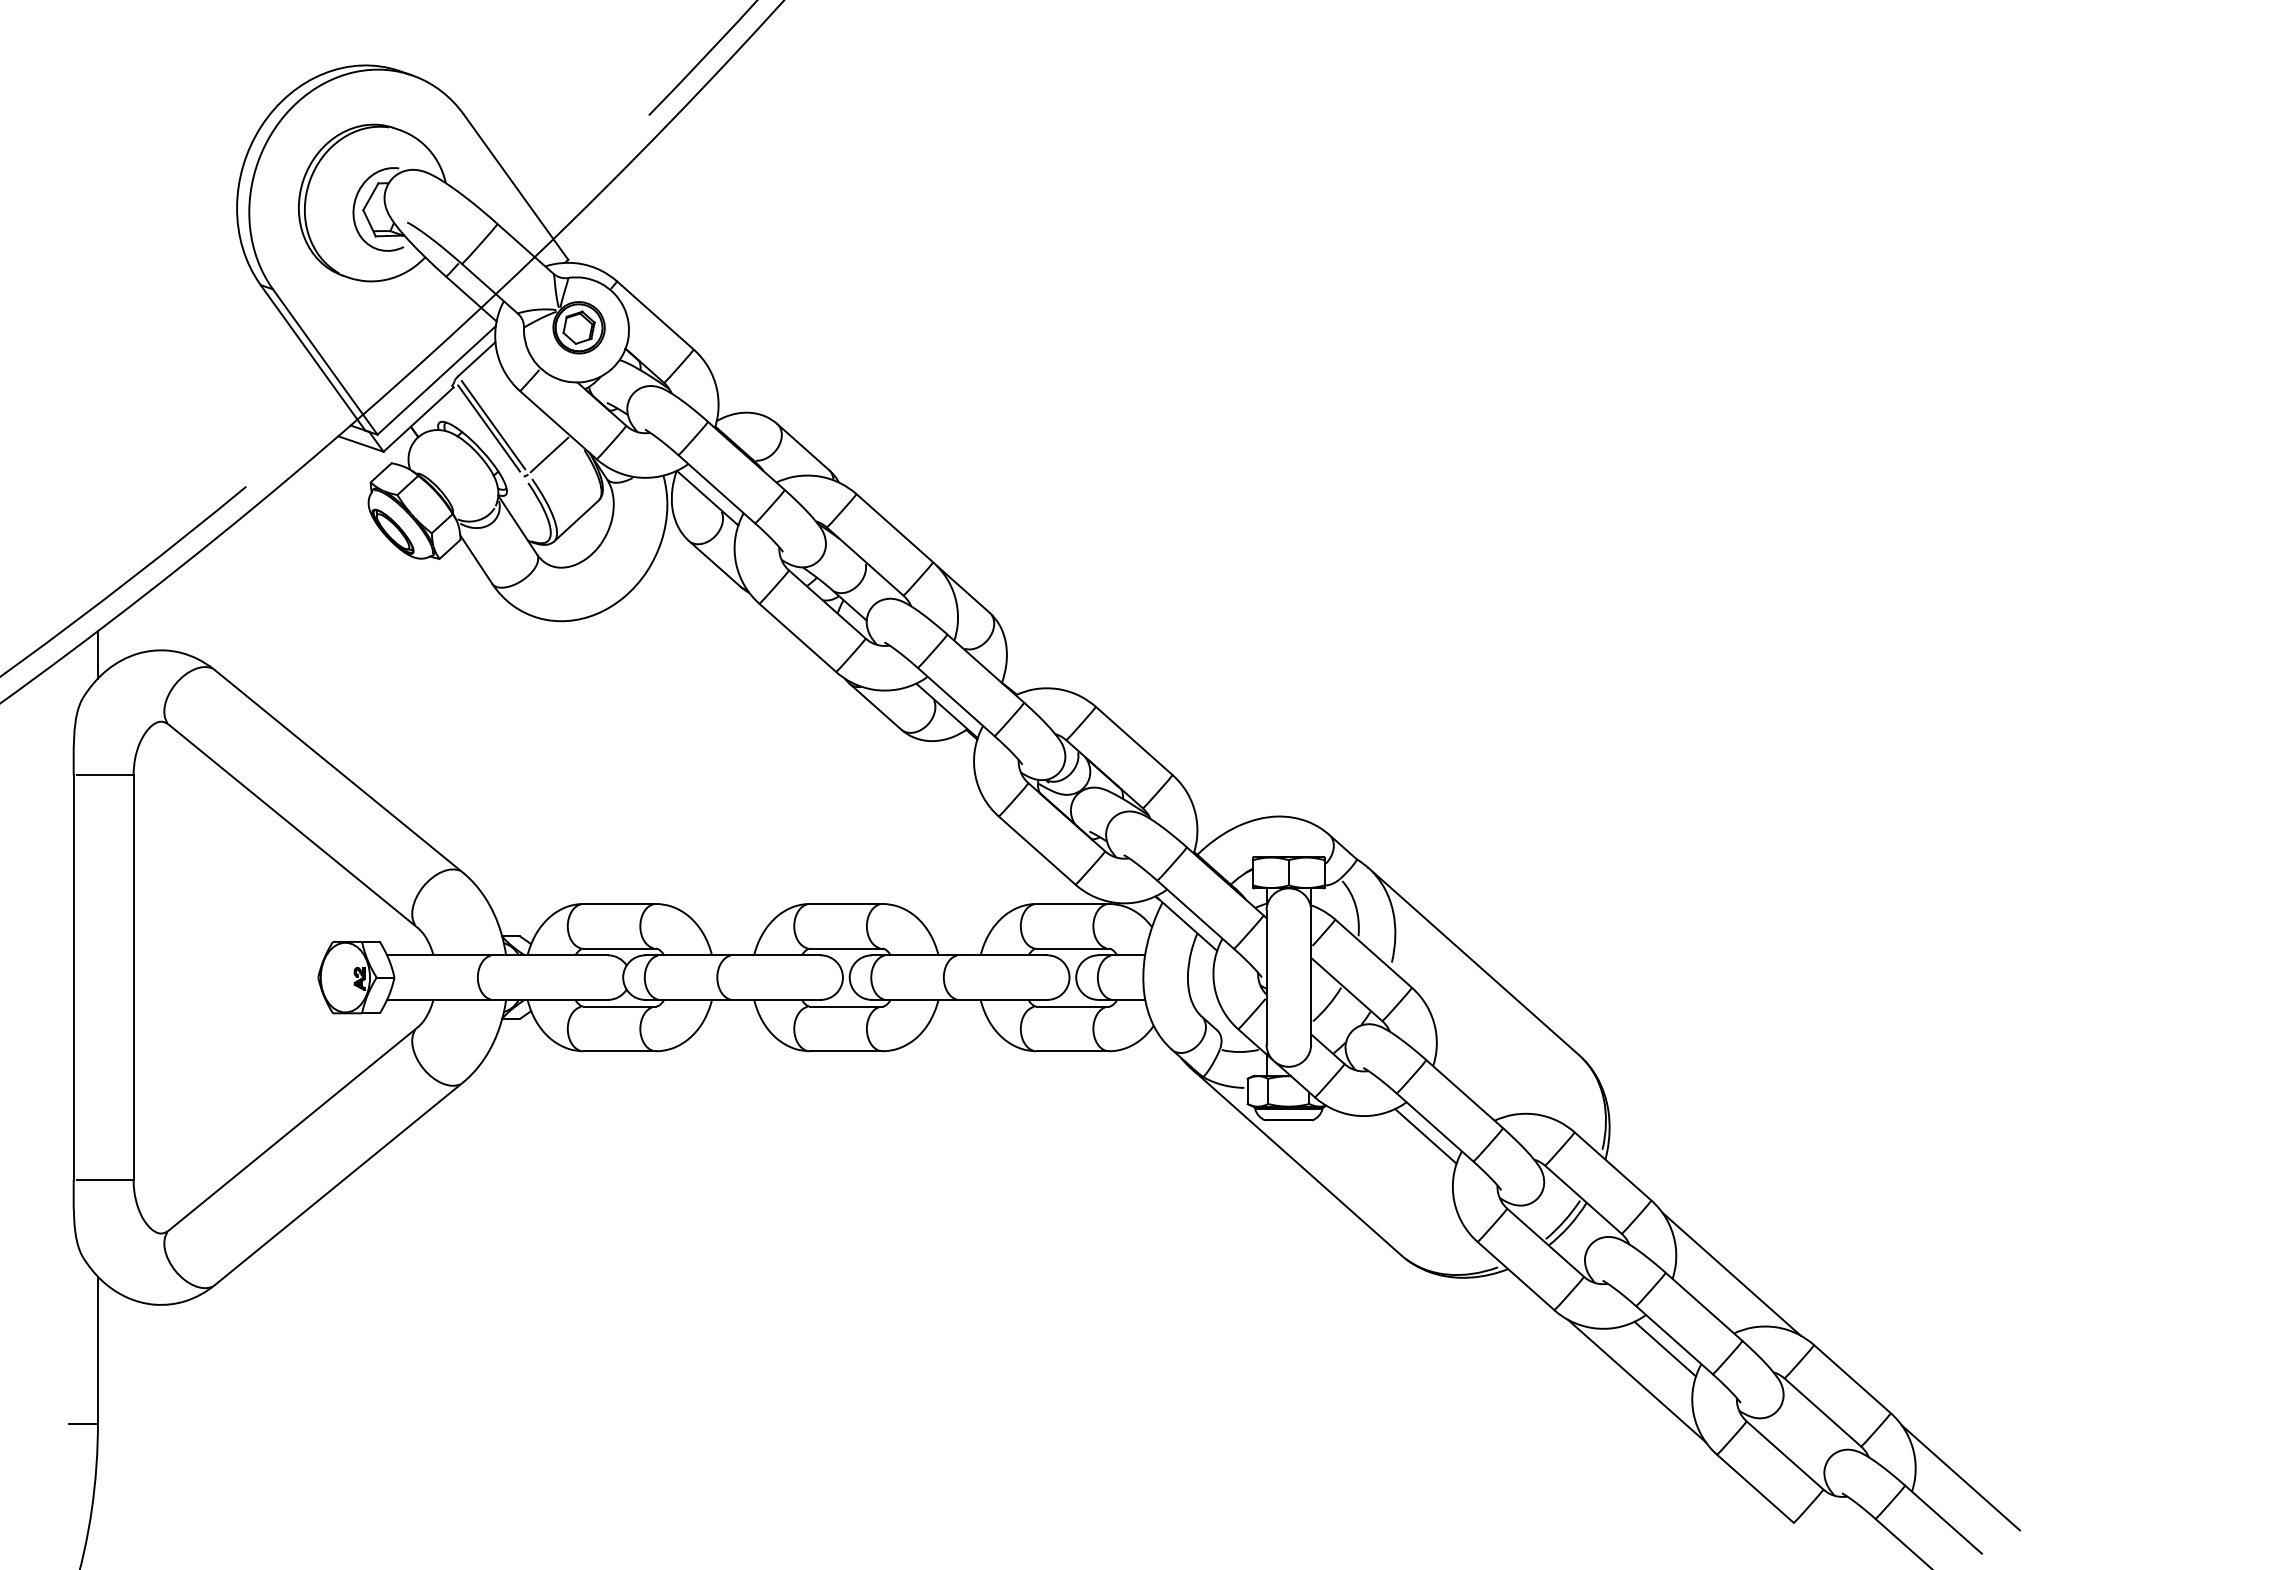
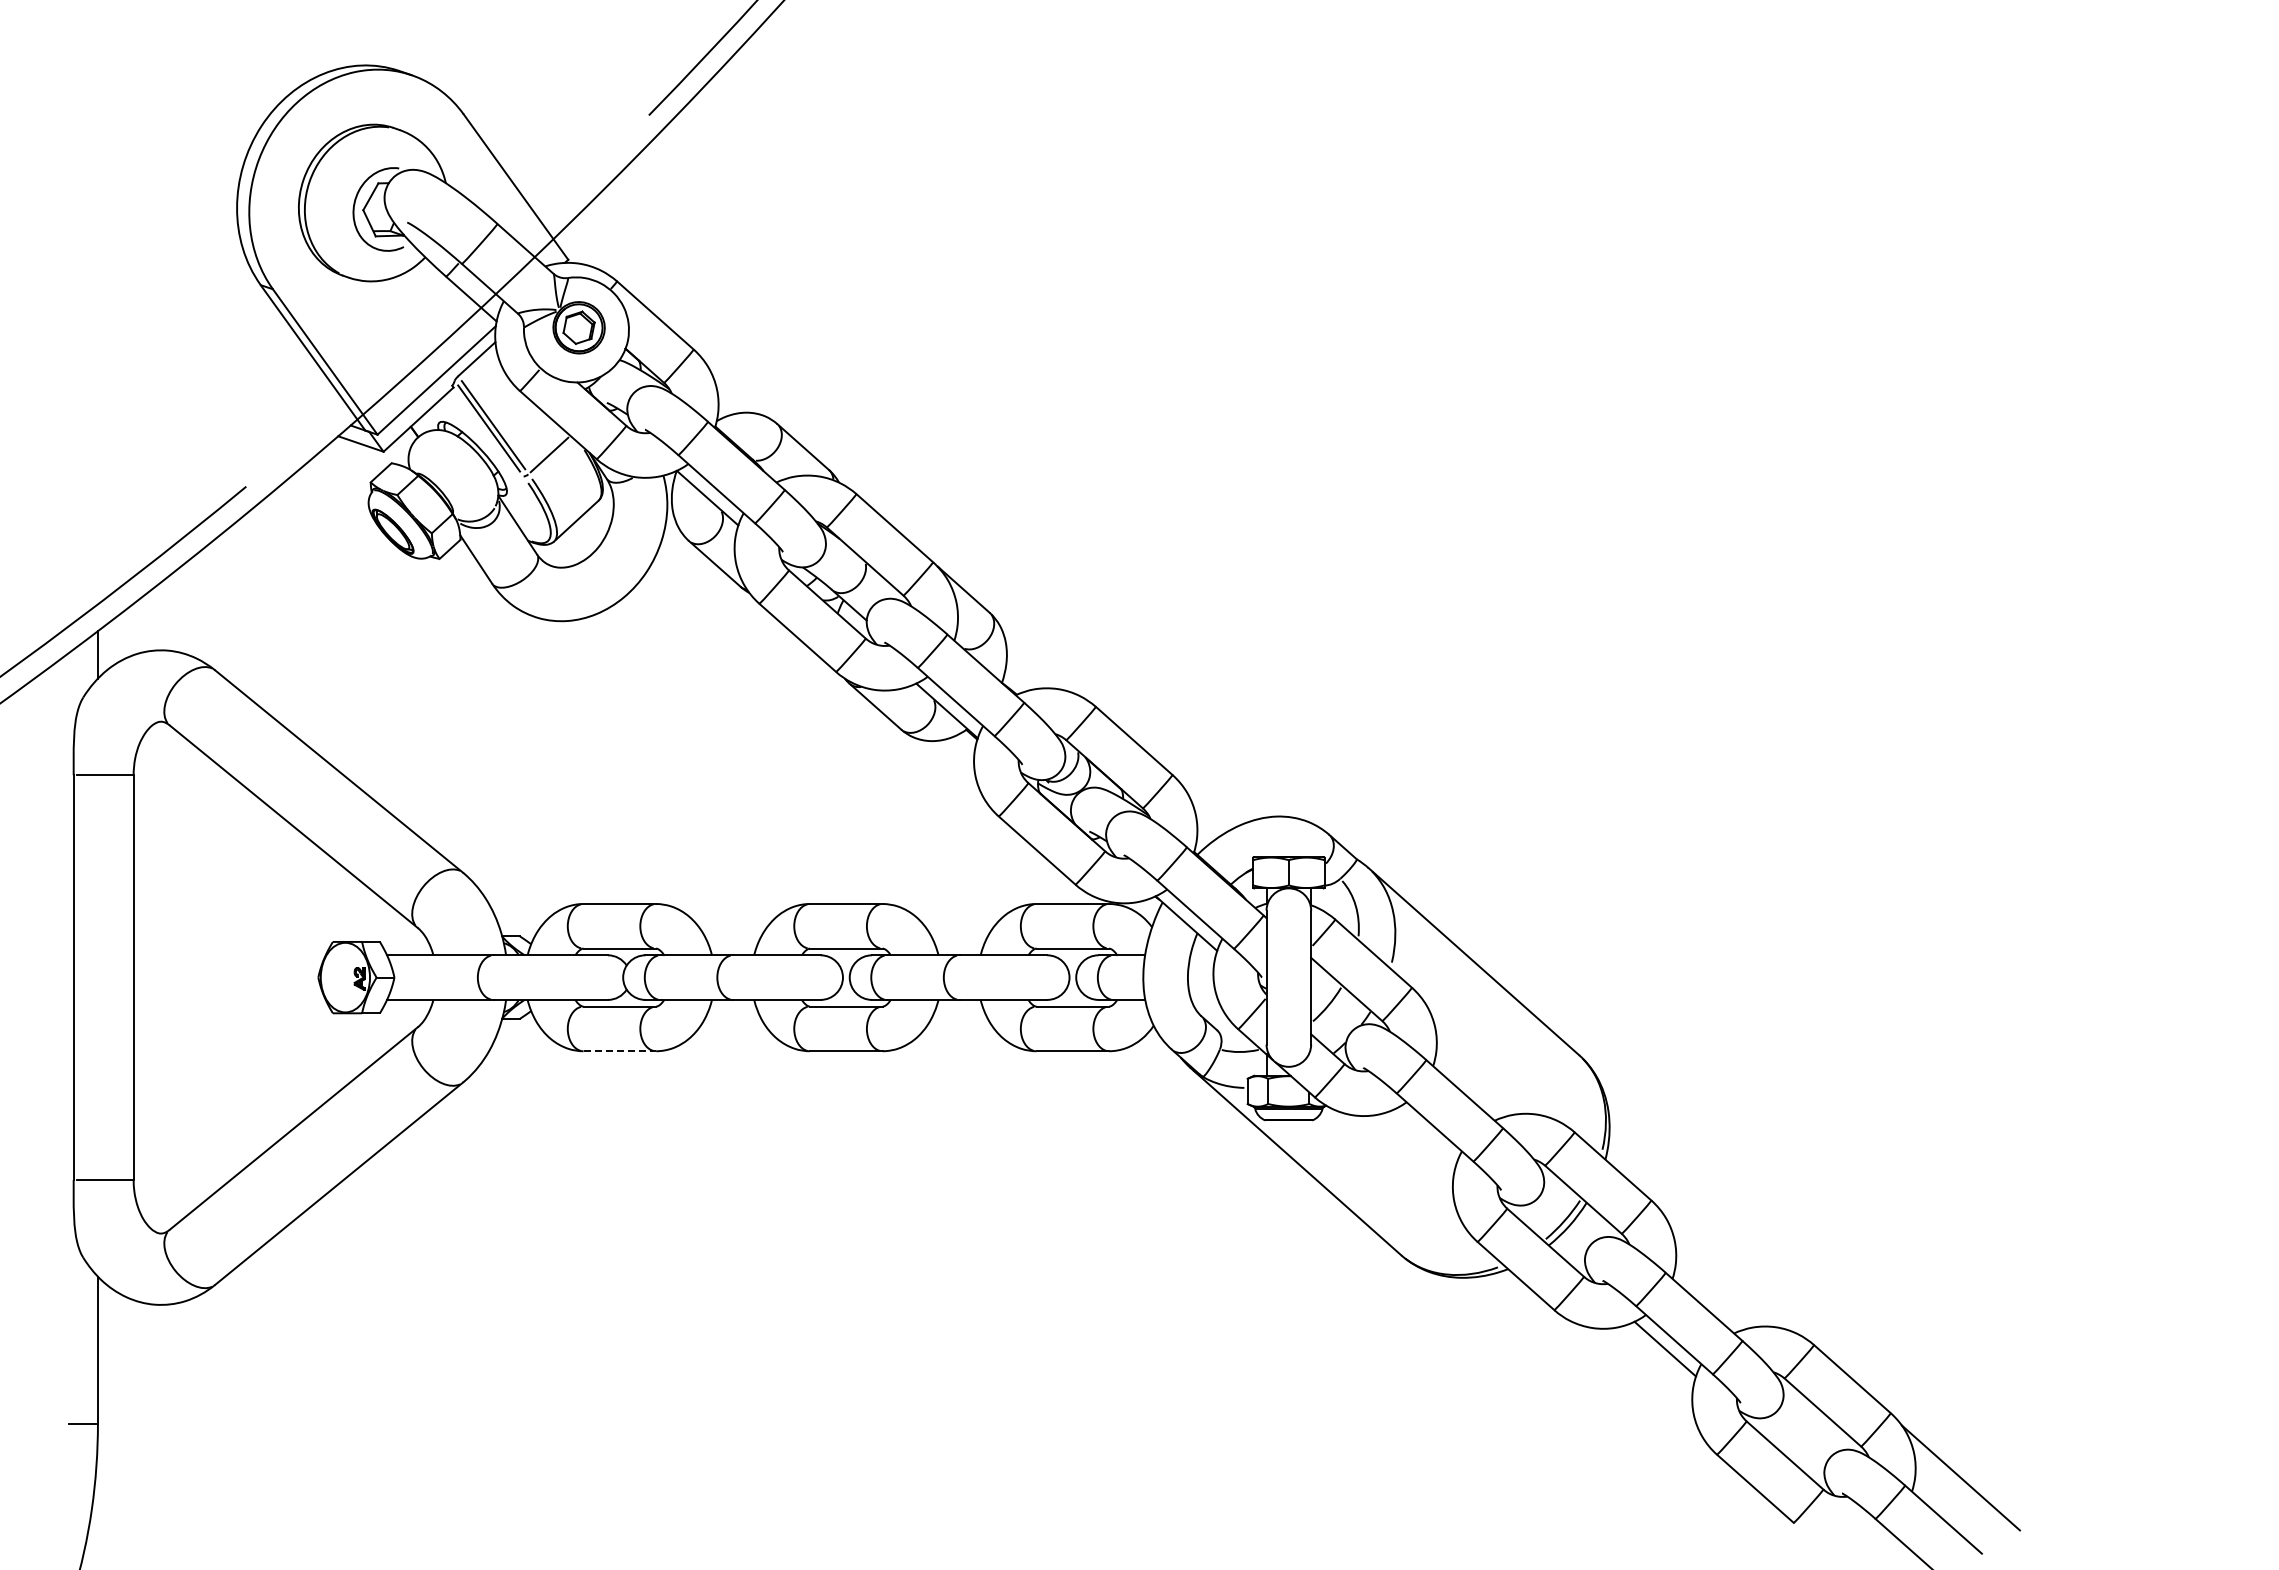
line: solid -> dashed (620, 1051)
line: present -> none (1425, 1136)
line: present -> none (1731, 1273)
line: present -> none (1636, 1380)
